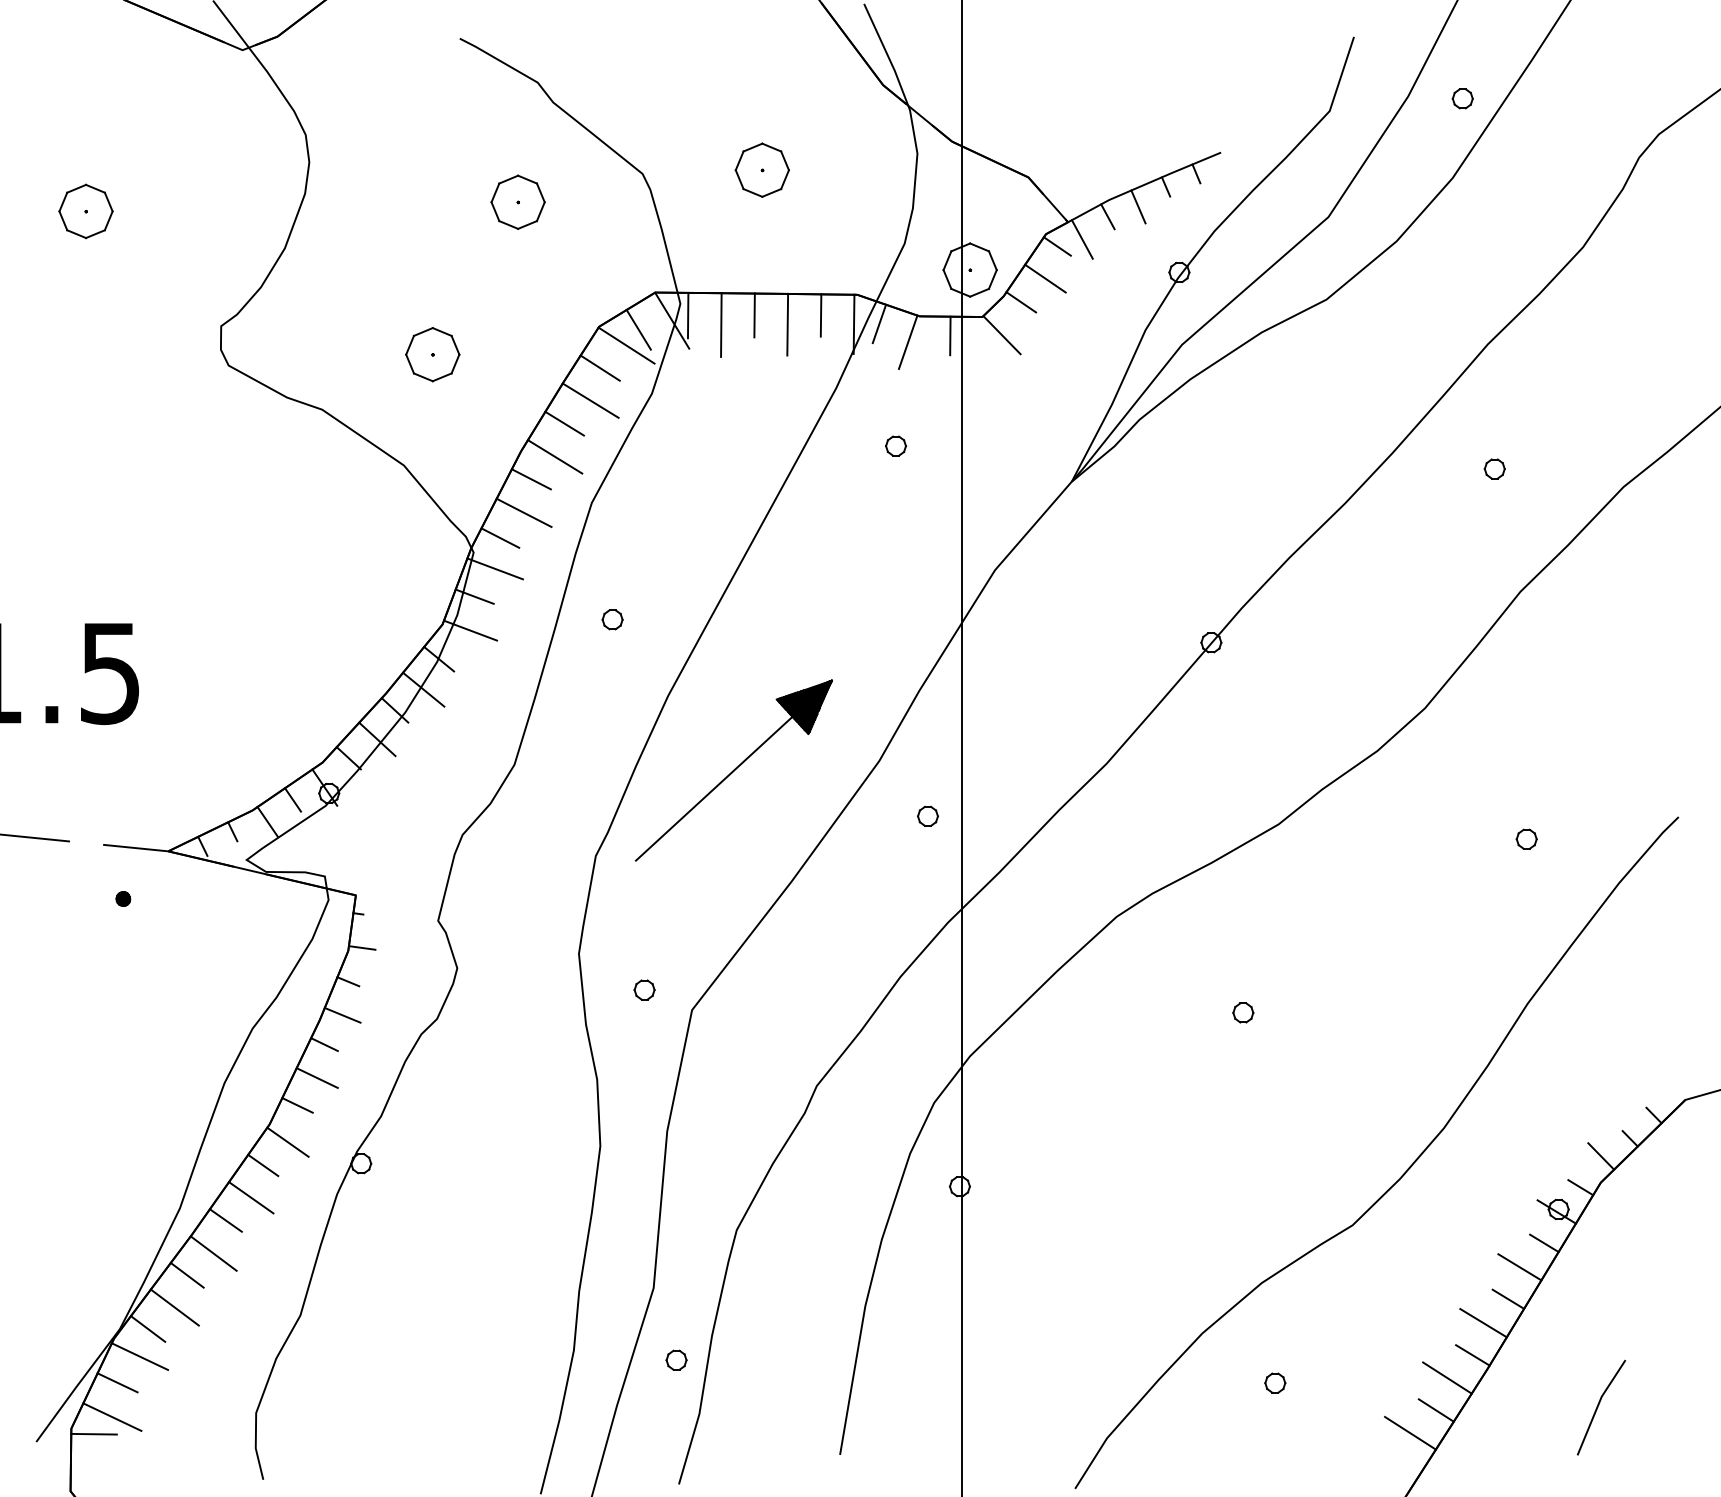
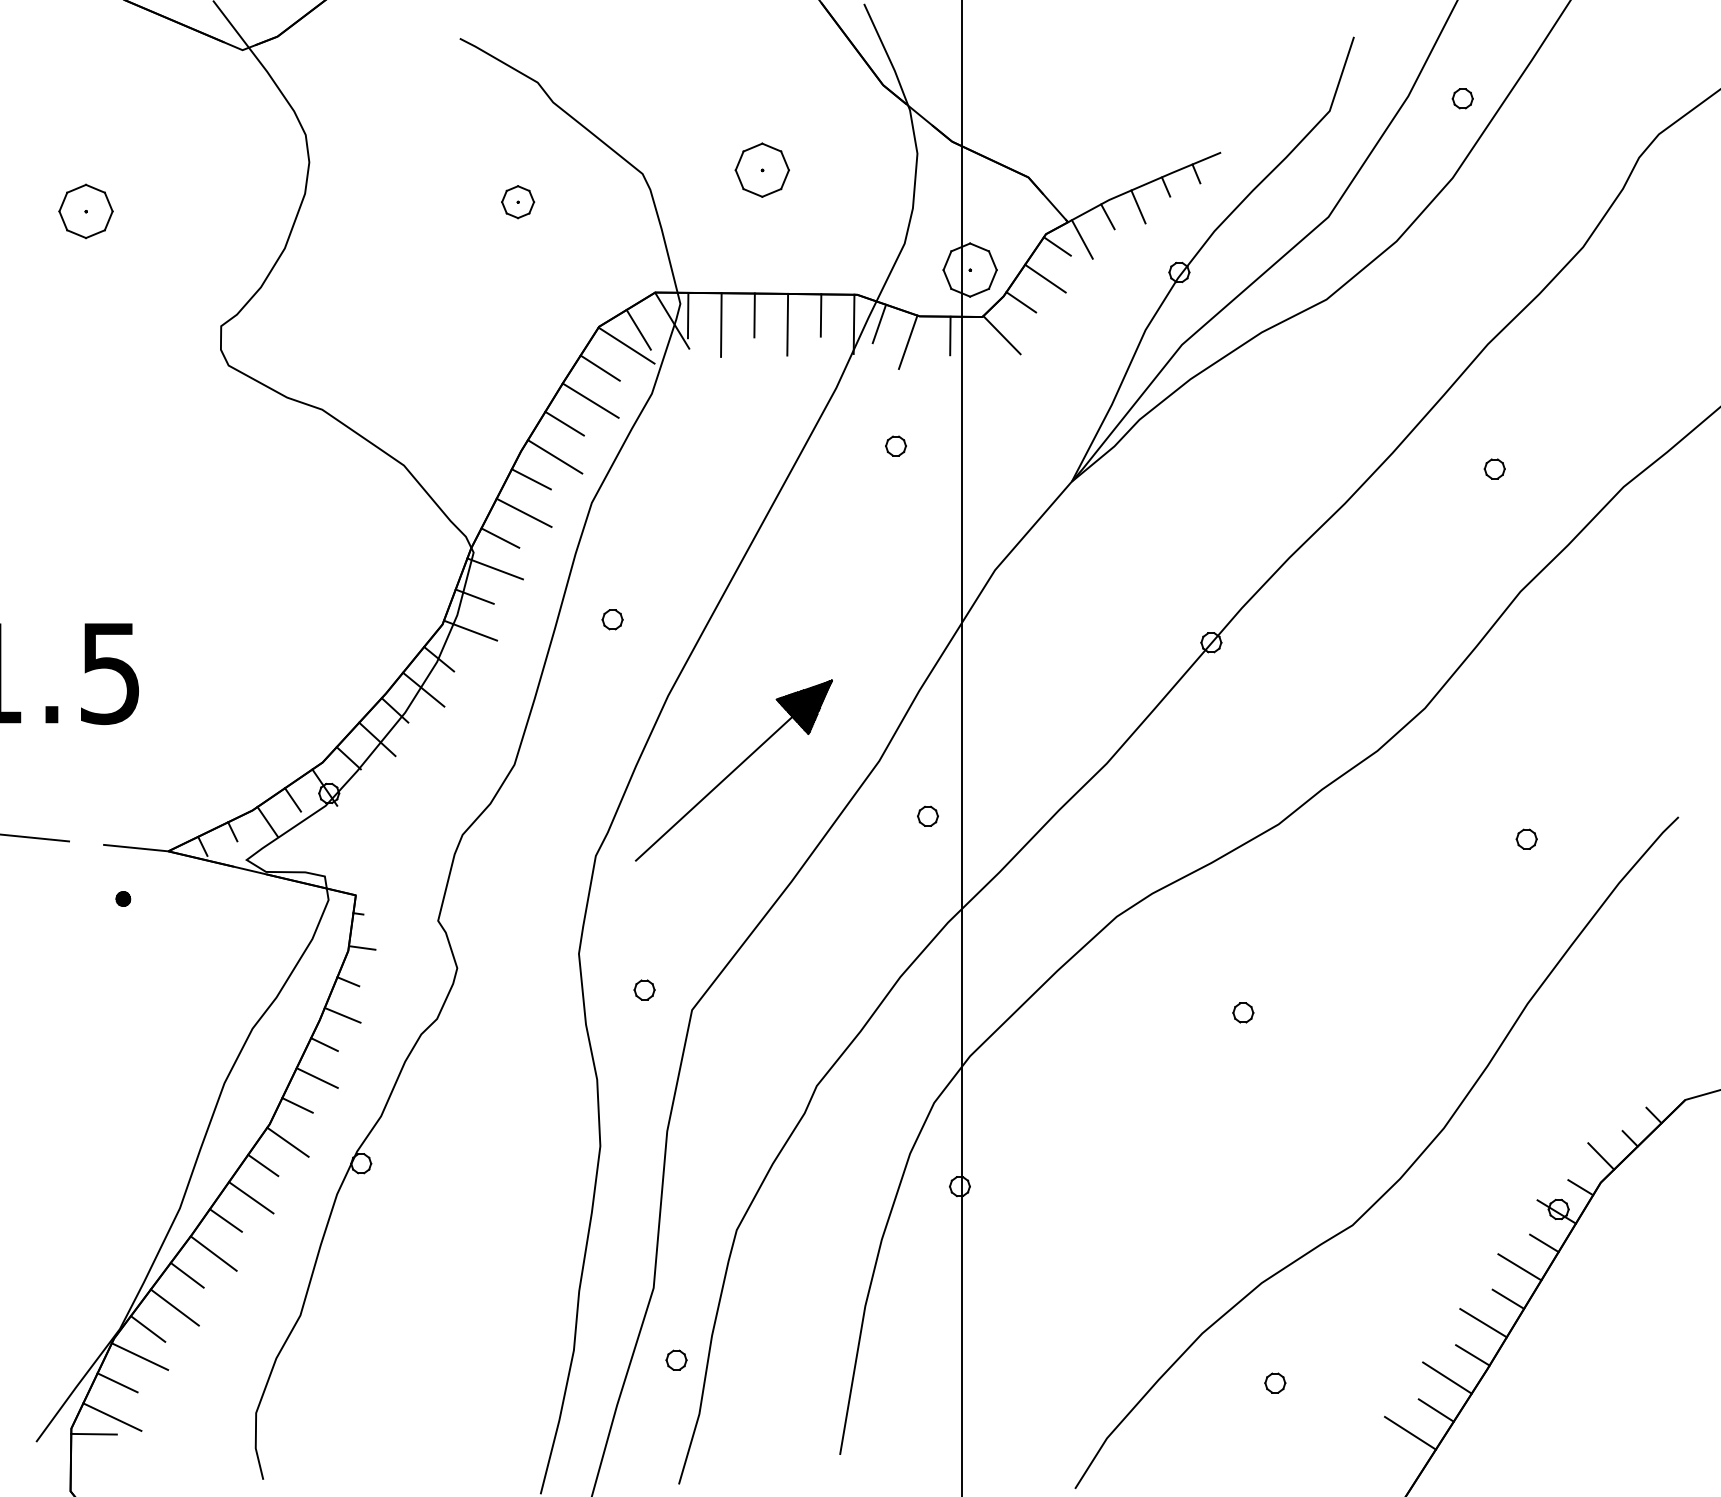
part size: 56x56 px -> 35x35 px (518, 202)
part: present -> none (432, 354)
line: present -> none (1599, 1405)
